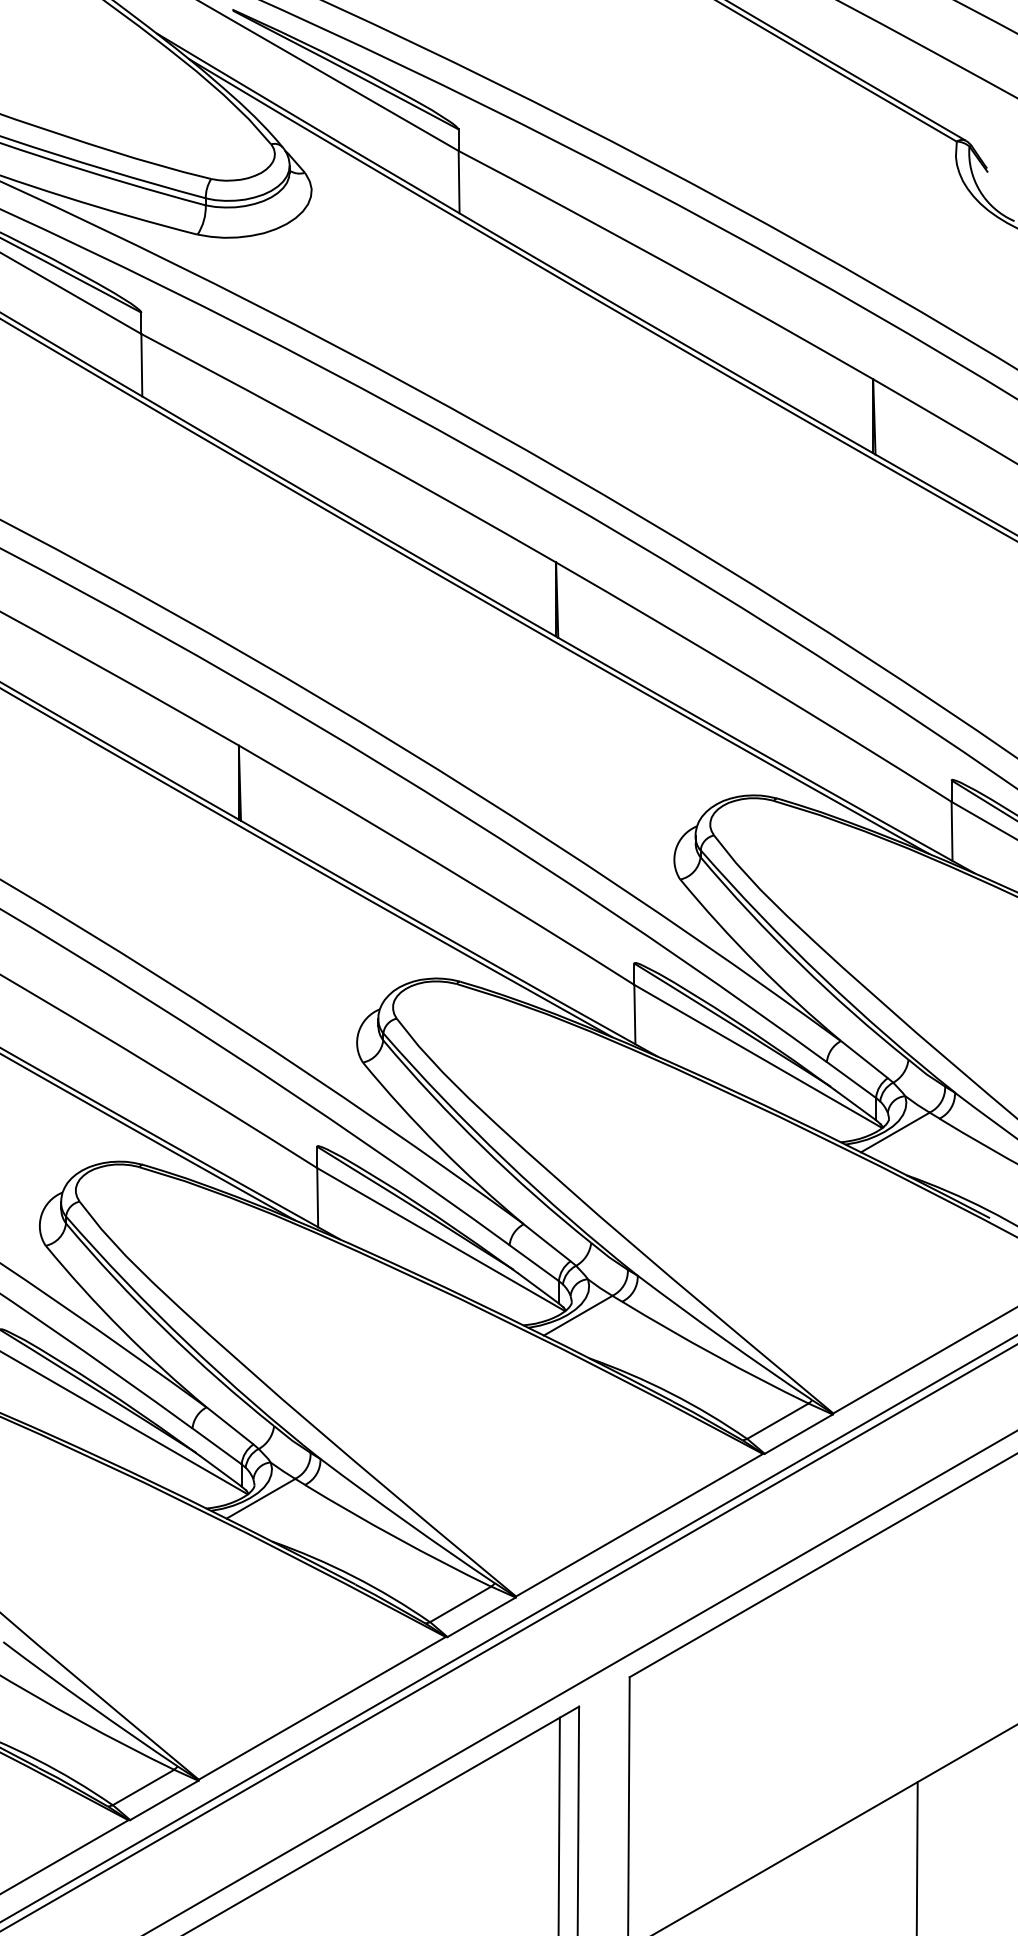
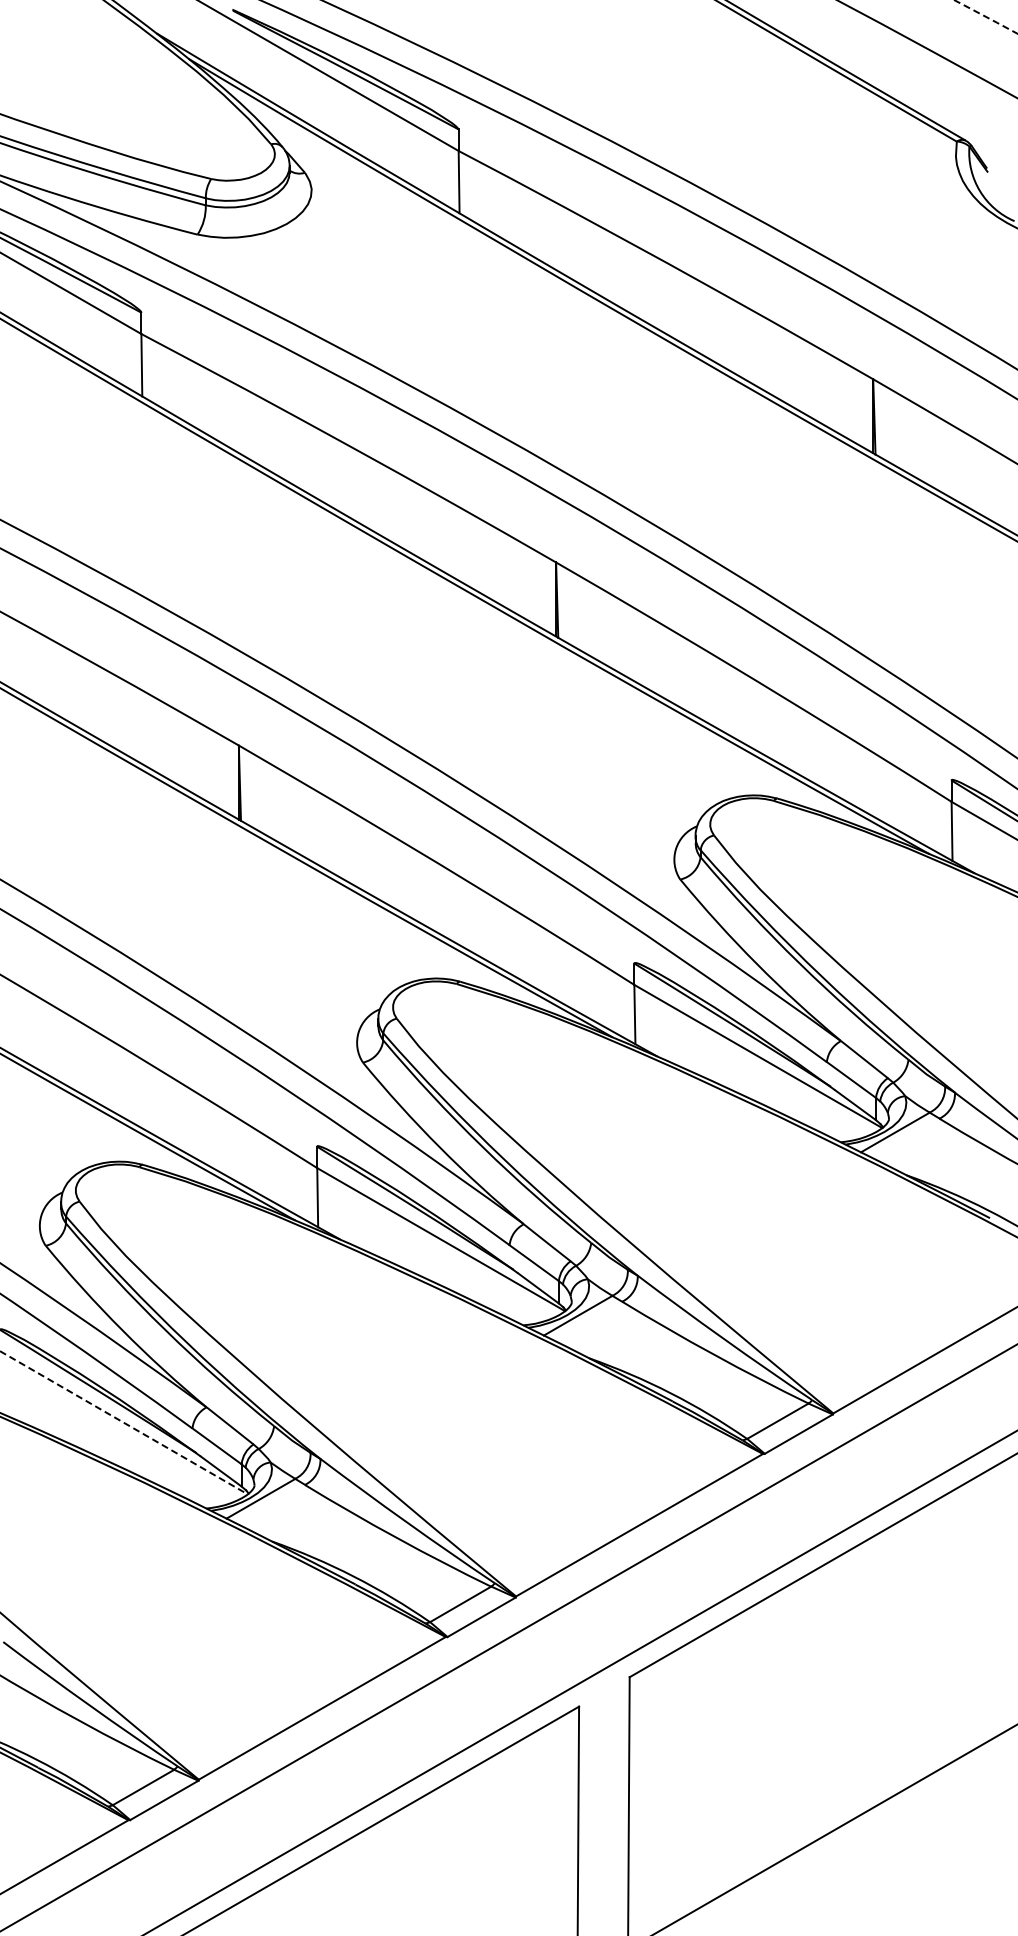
arc: solid -> dashed (985, 16)
line: solid -> dashed (124, 1423)
line: present -> none (508, 1628)
line: present -> none (558, 1824)
line: present -> none (916, 1857)
